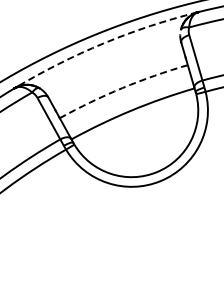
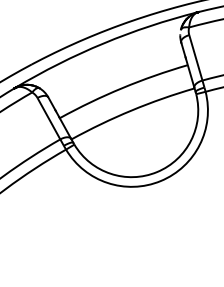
arc: dashed -> solid (103, 43)
arc: dashed -> solid (122, 88)
